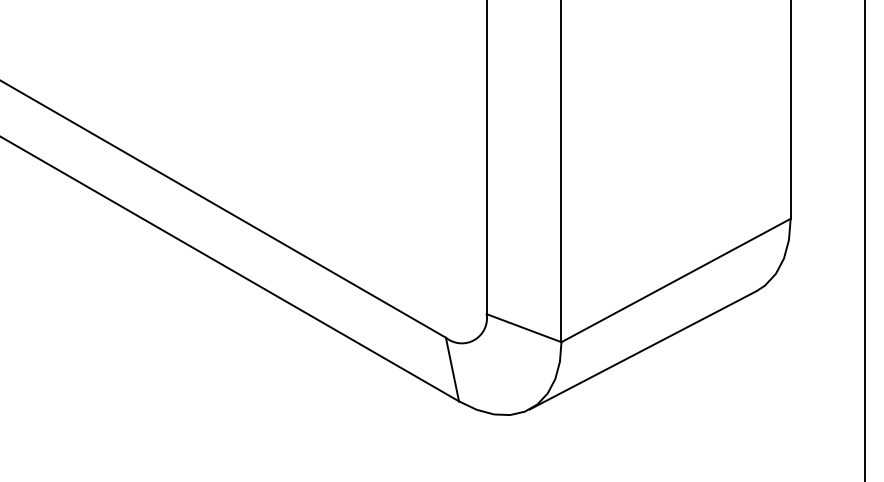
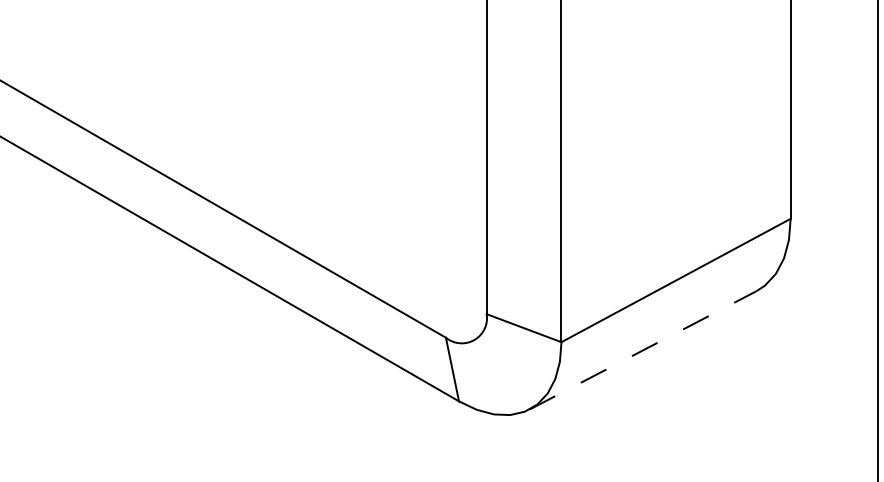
line position: (864, 240) -> (877, 240) (877, 240)
line: solid -> dashed (643, 350)
